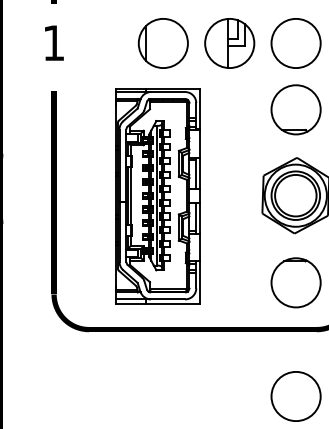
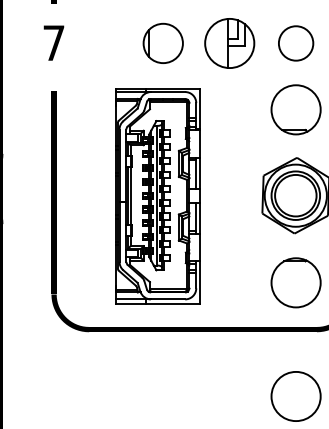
text: 1 -> 7 (53, 42)
part size: 52x51 px -> 42x42 px (162, 42)
circle diameter: 49 px -> 34 px (295, 43)
